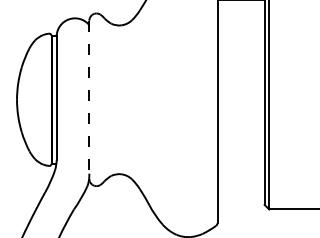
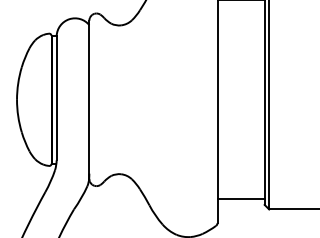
line: dashed -> solid (89, 100)
line: none -> present (240, 199)
